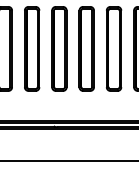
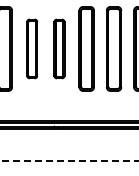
part size: 17x86 px -> 13x62 px (32, 48)
part size: 17x86 px -> 13x62 px (59, 48)
line: solid -> dashed (69, 160)
